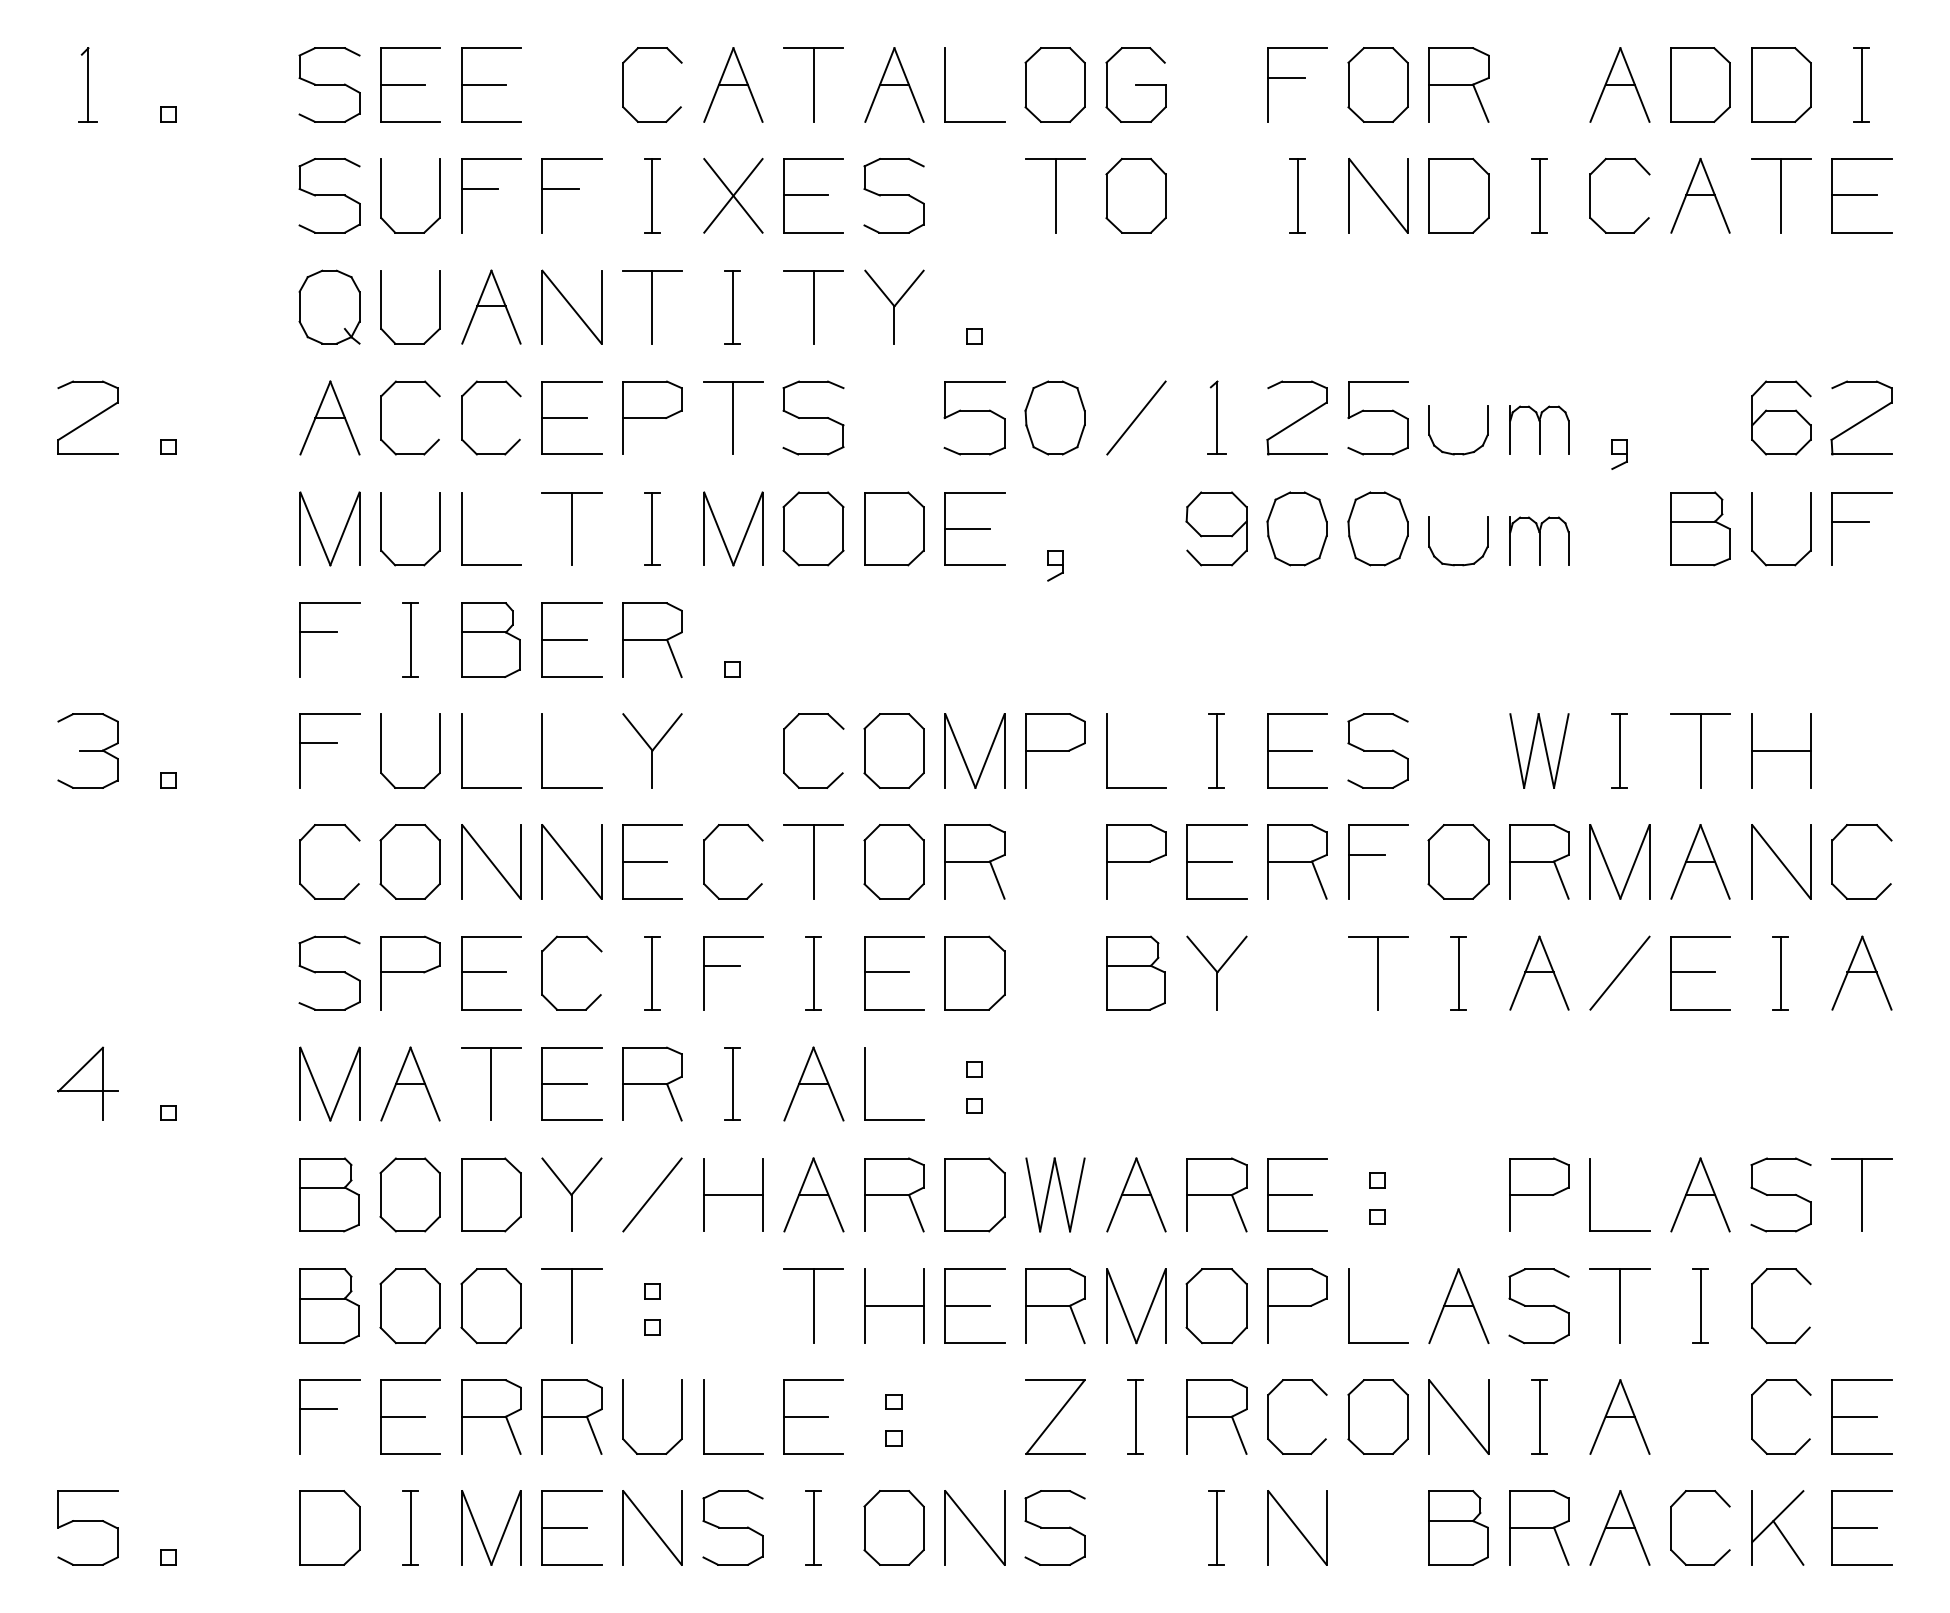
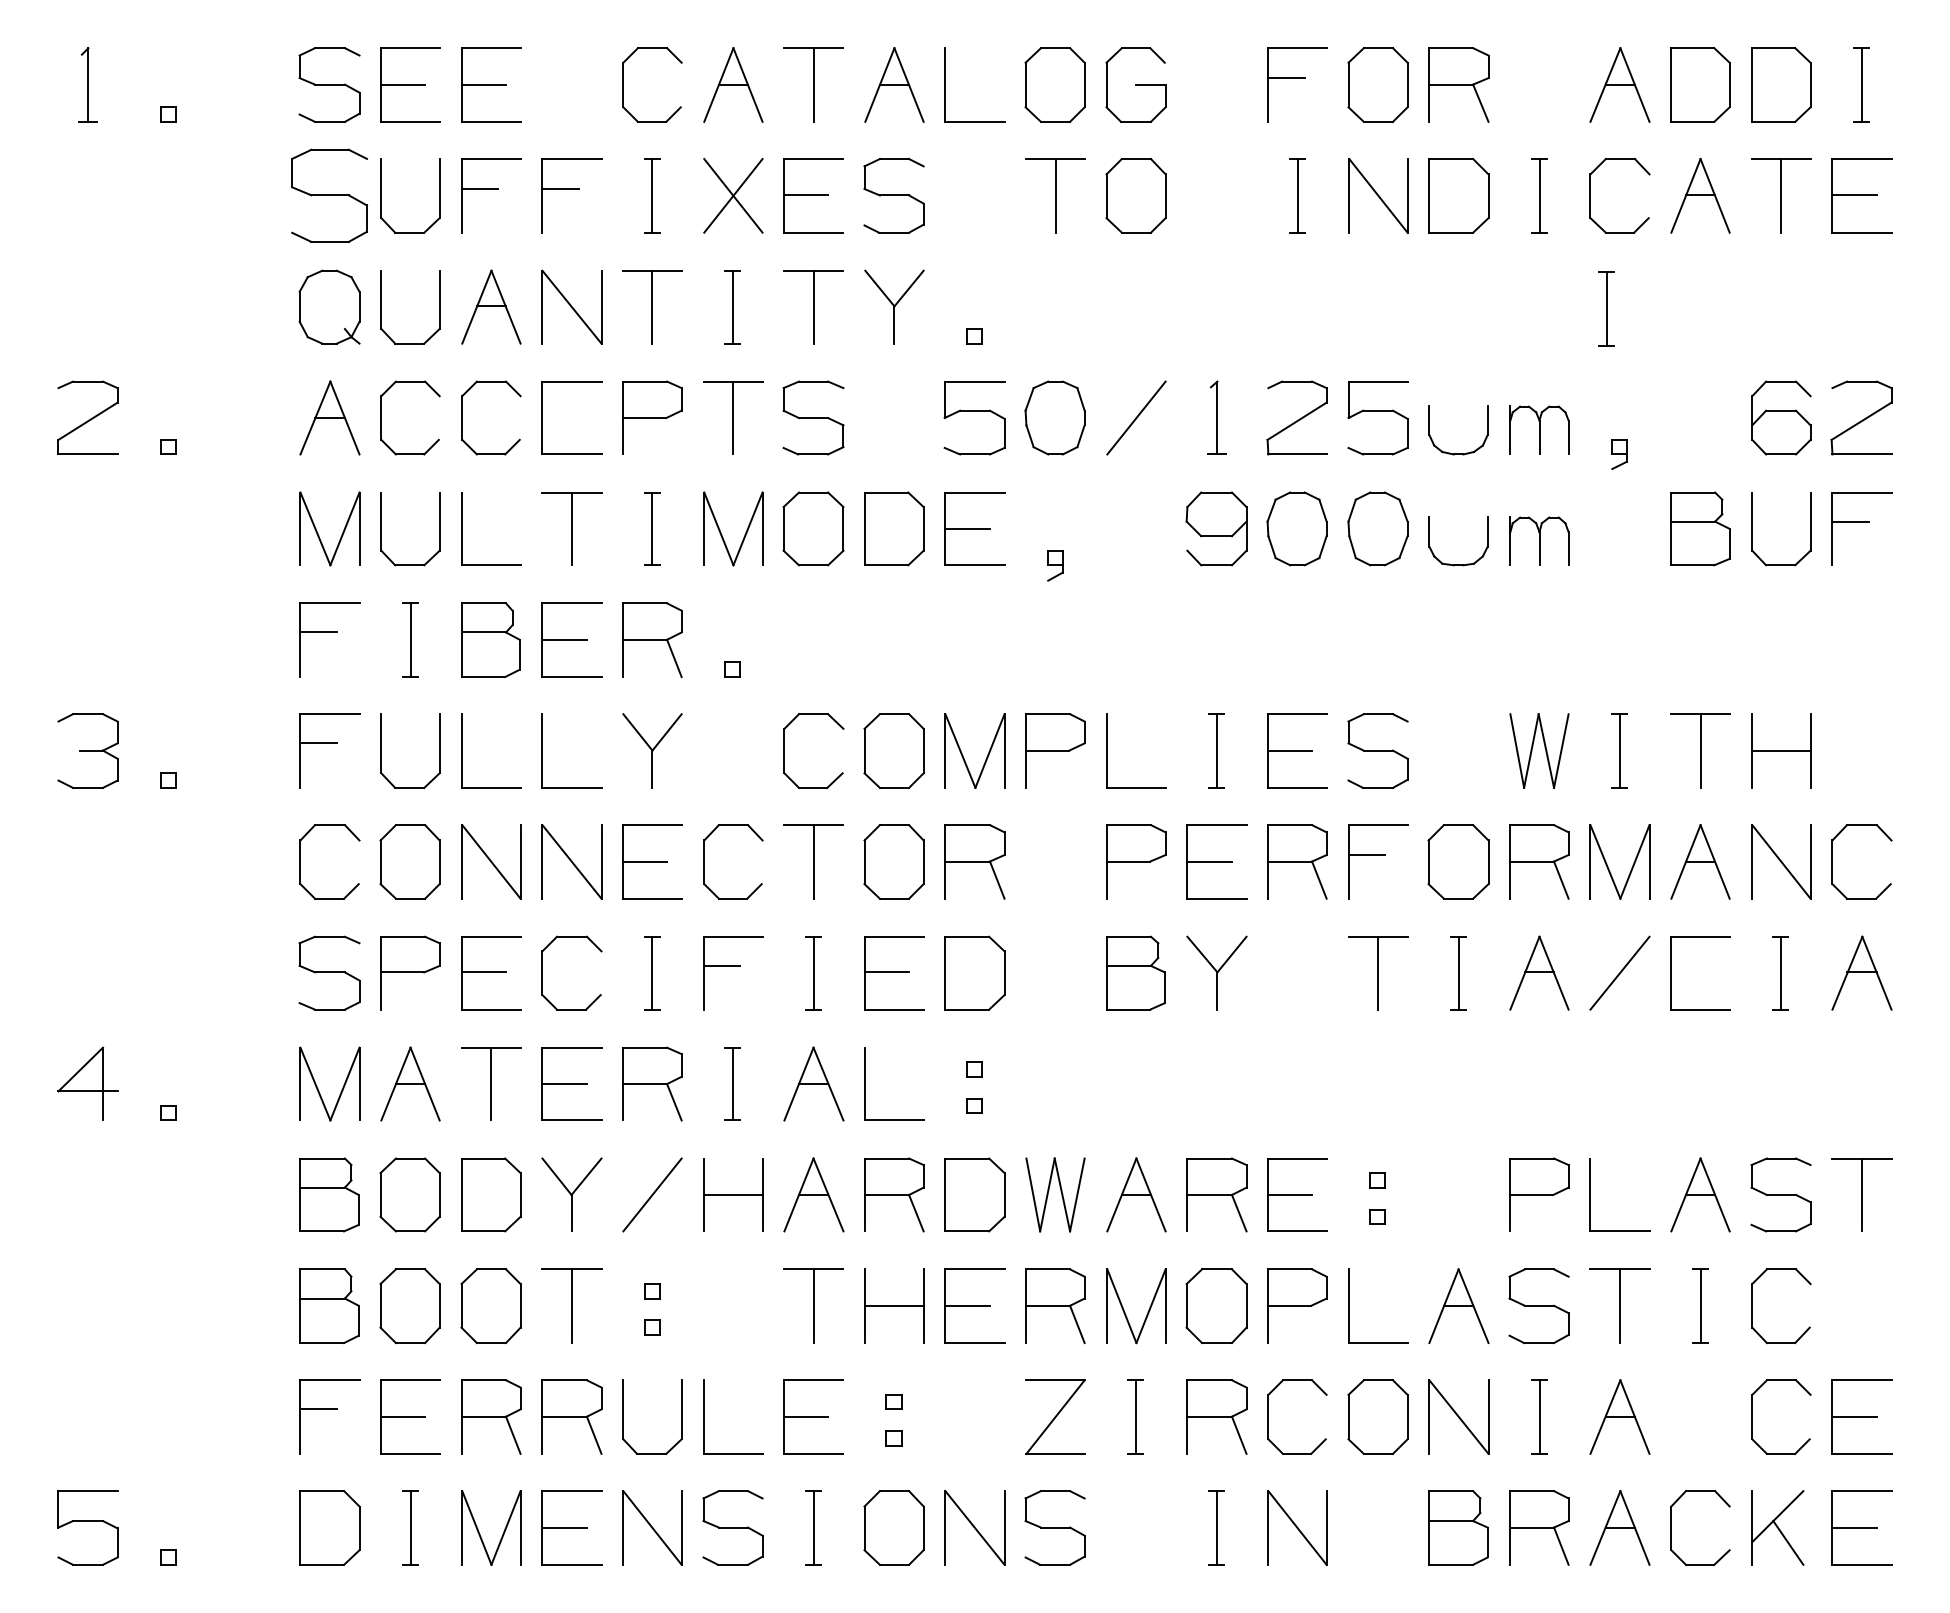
part size: 63x76 px -> 78x95 px (329, 195)
part: none -> present (1606, 308)
line: present -> none (564, 418)
line: present -> none (1693, 972)
